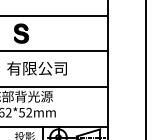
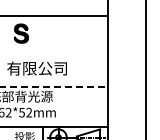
line: present -> none (55, 51)
line: solid -> dashed (54, 86)
